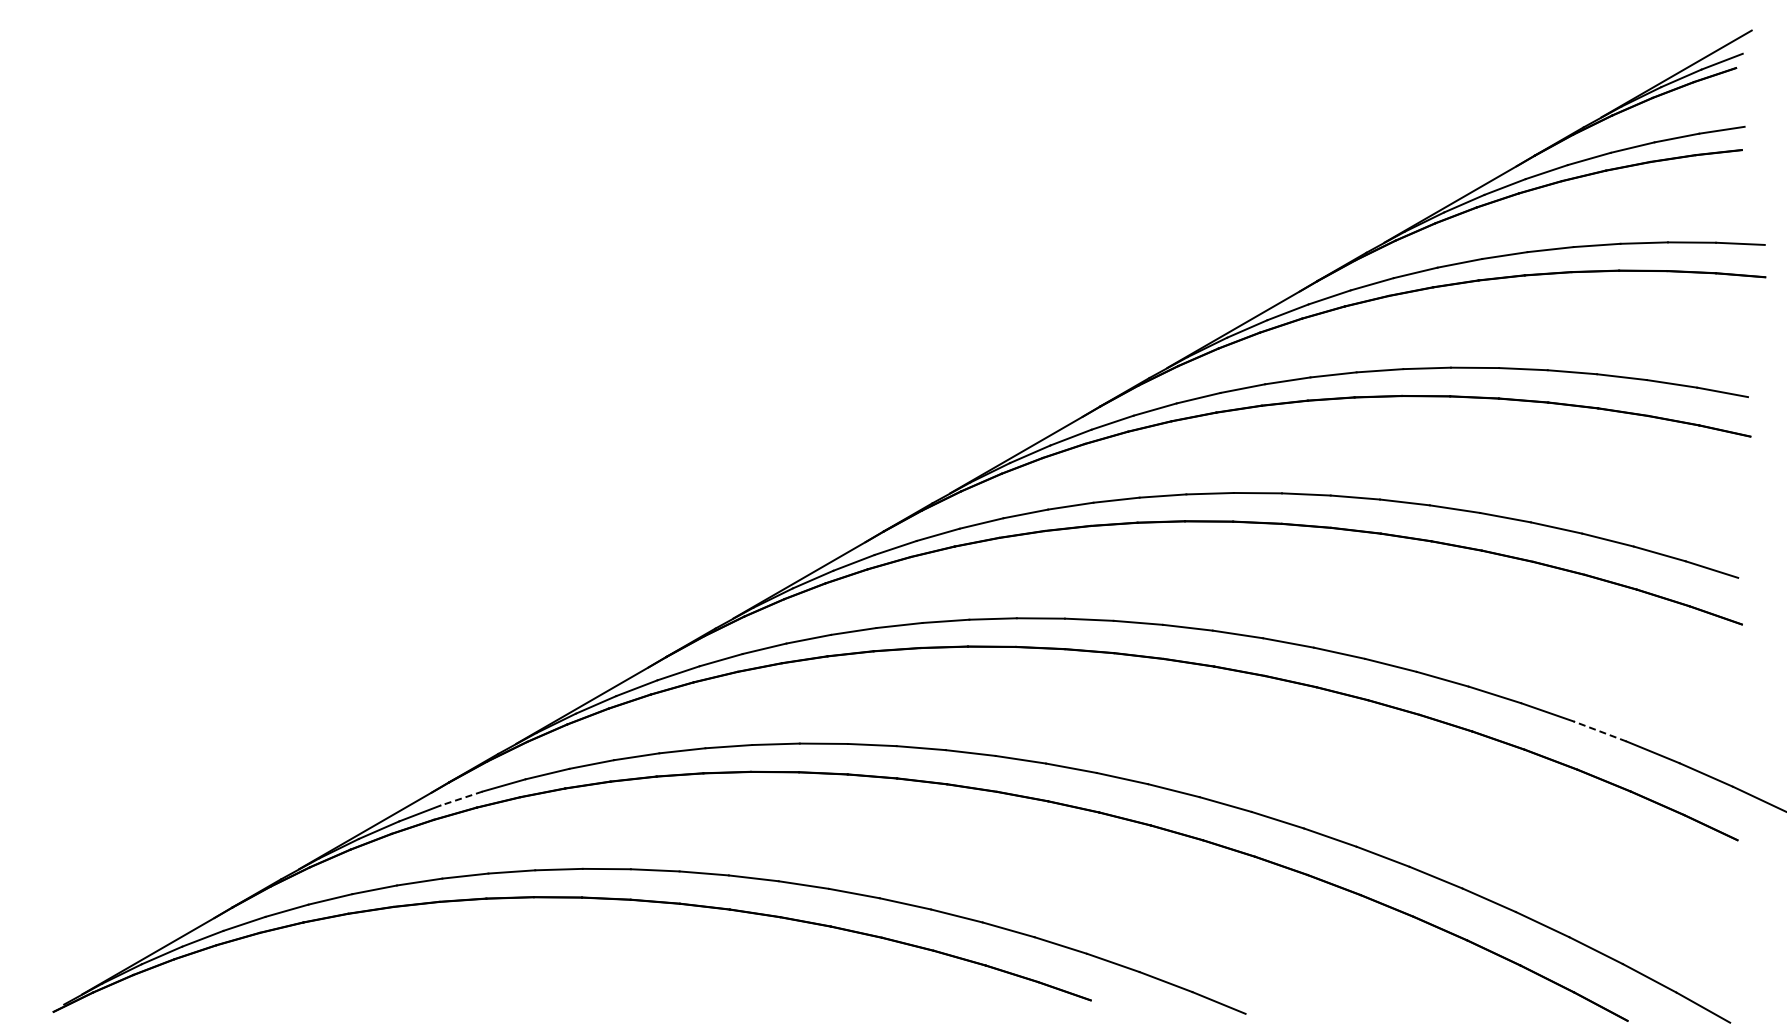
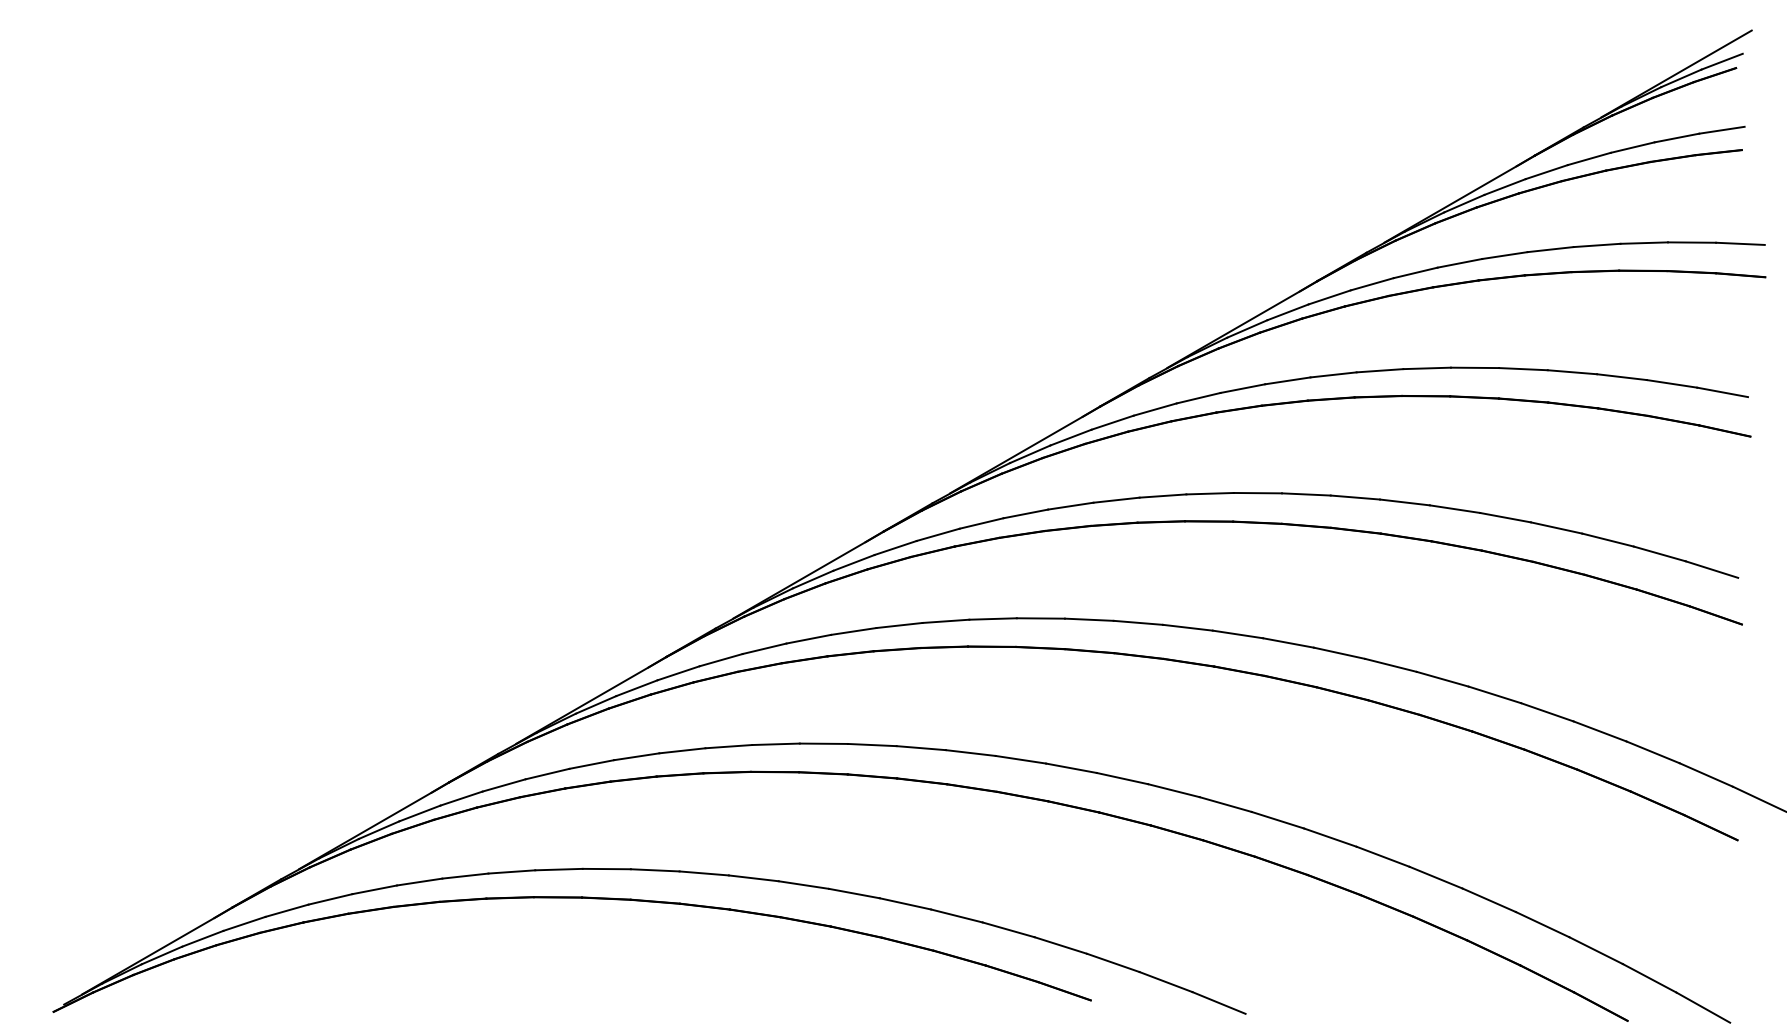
line: dashed -> solid (1599, 731)
line: dashed -> solid (461, 798)
